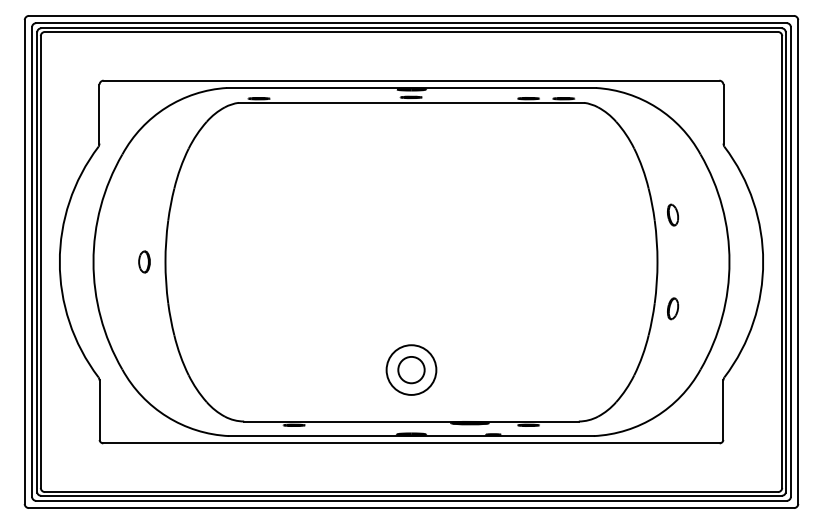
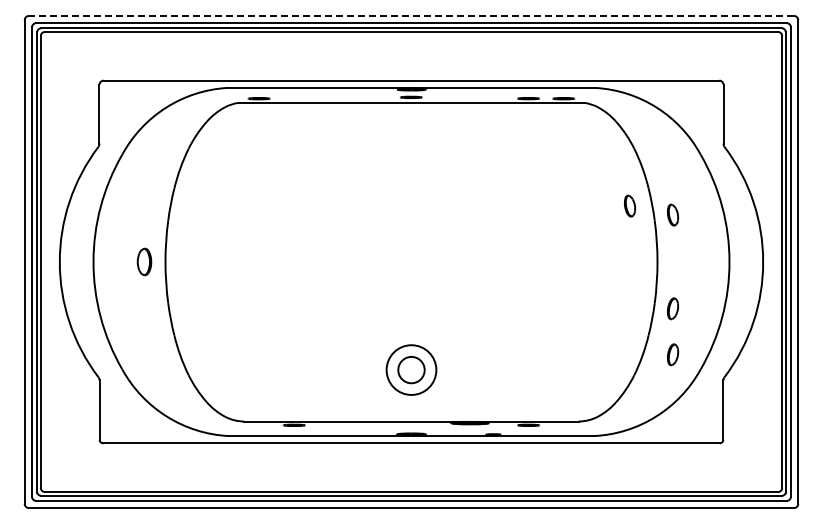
line: solid -> dashed (411, 15)
part: none -> present (630, 205)
part size: 13x24 px -> 17x30 px (144, 261)
part: none -> present (673, 354)
